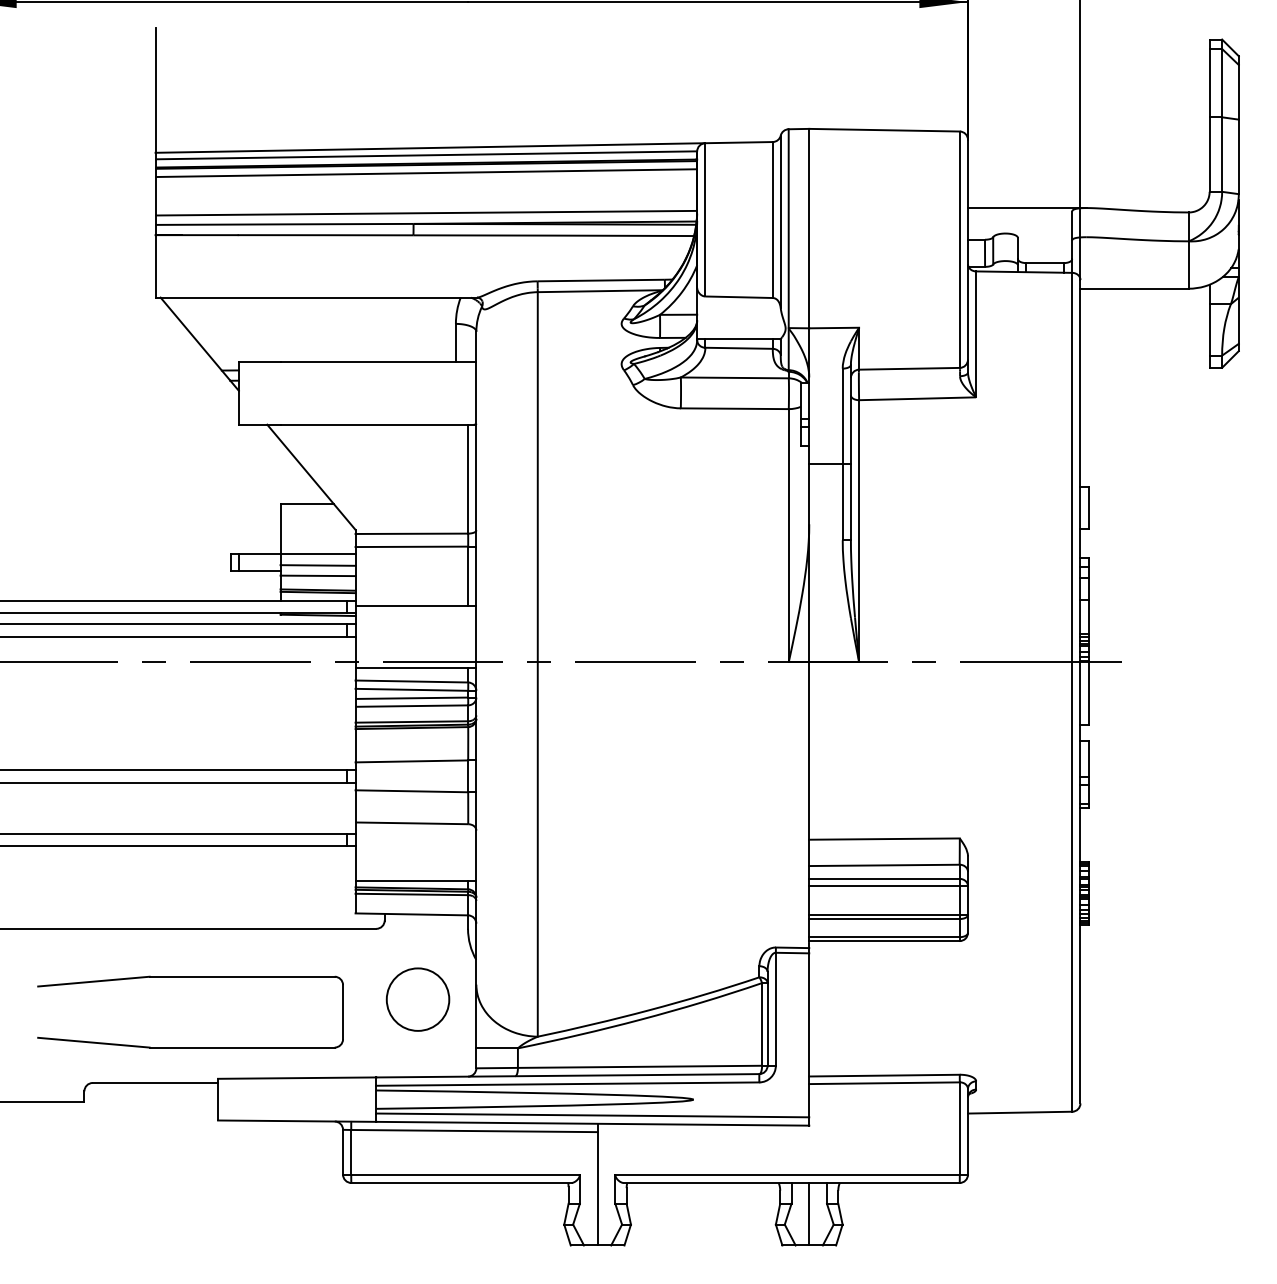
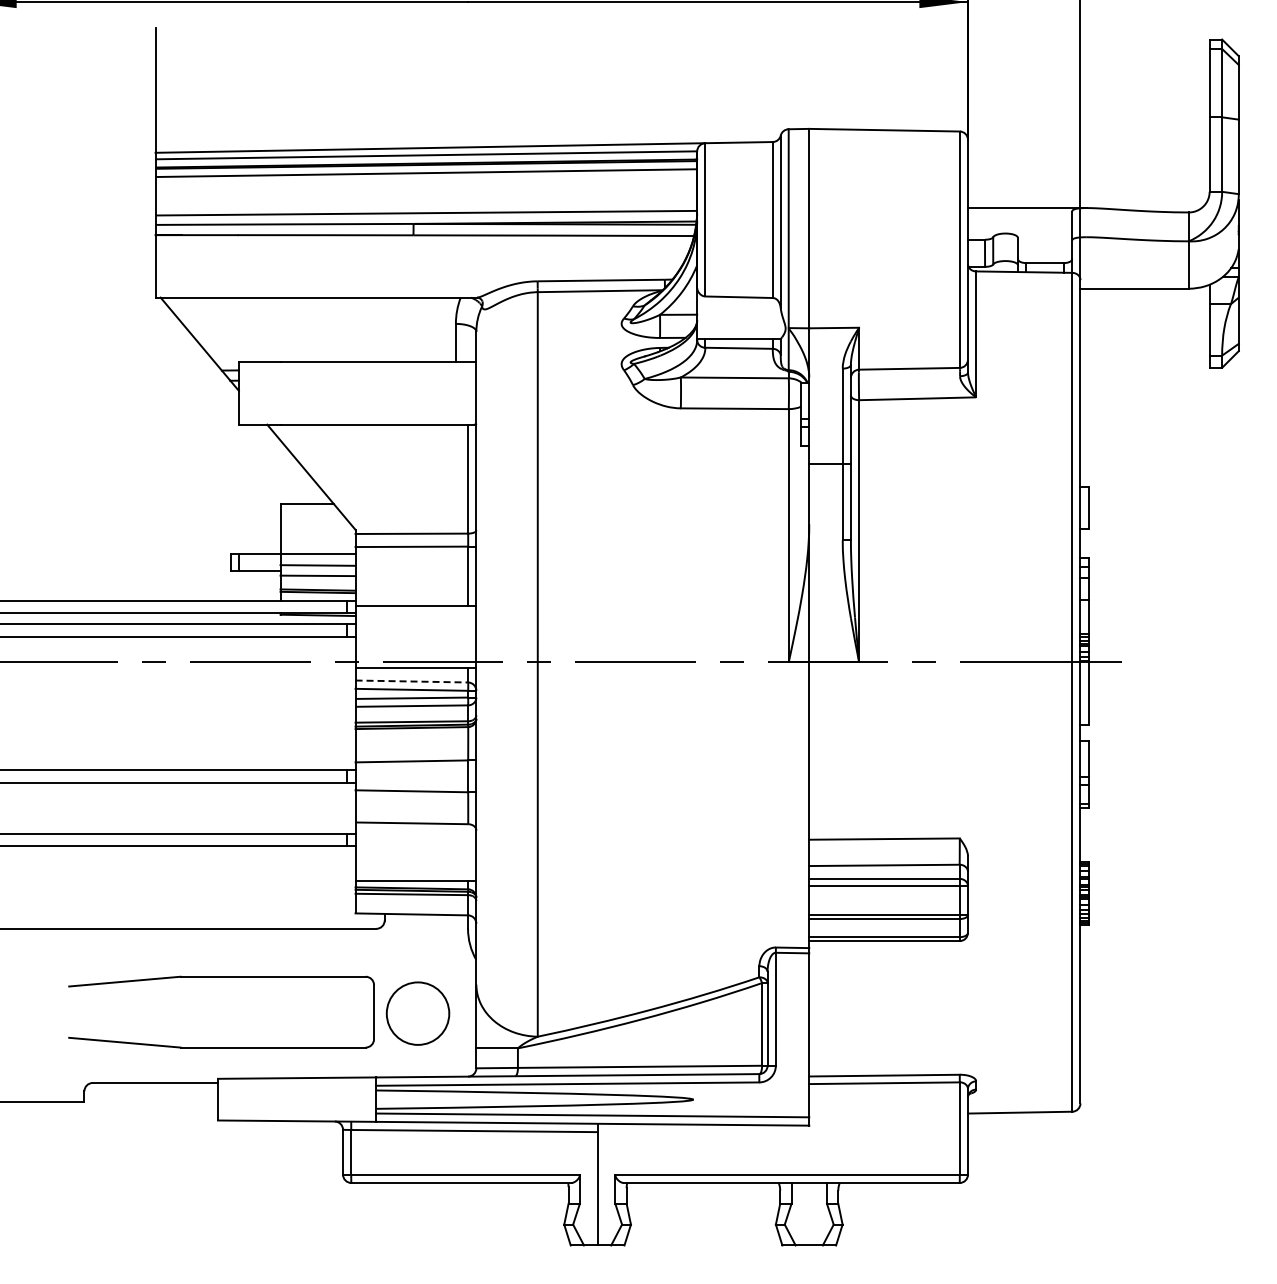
line: solid -> dashed (412, 681)
part position: (190, 977) -> (221, 977) (221, 977)
circle position: (417, 999) -> (417, 1013) (417, 1013)
line: present -> none (809, 1213)
